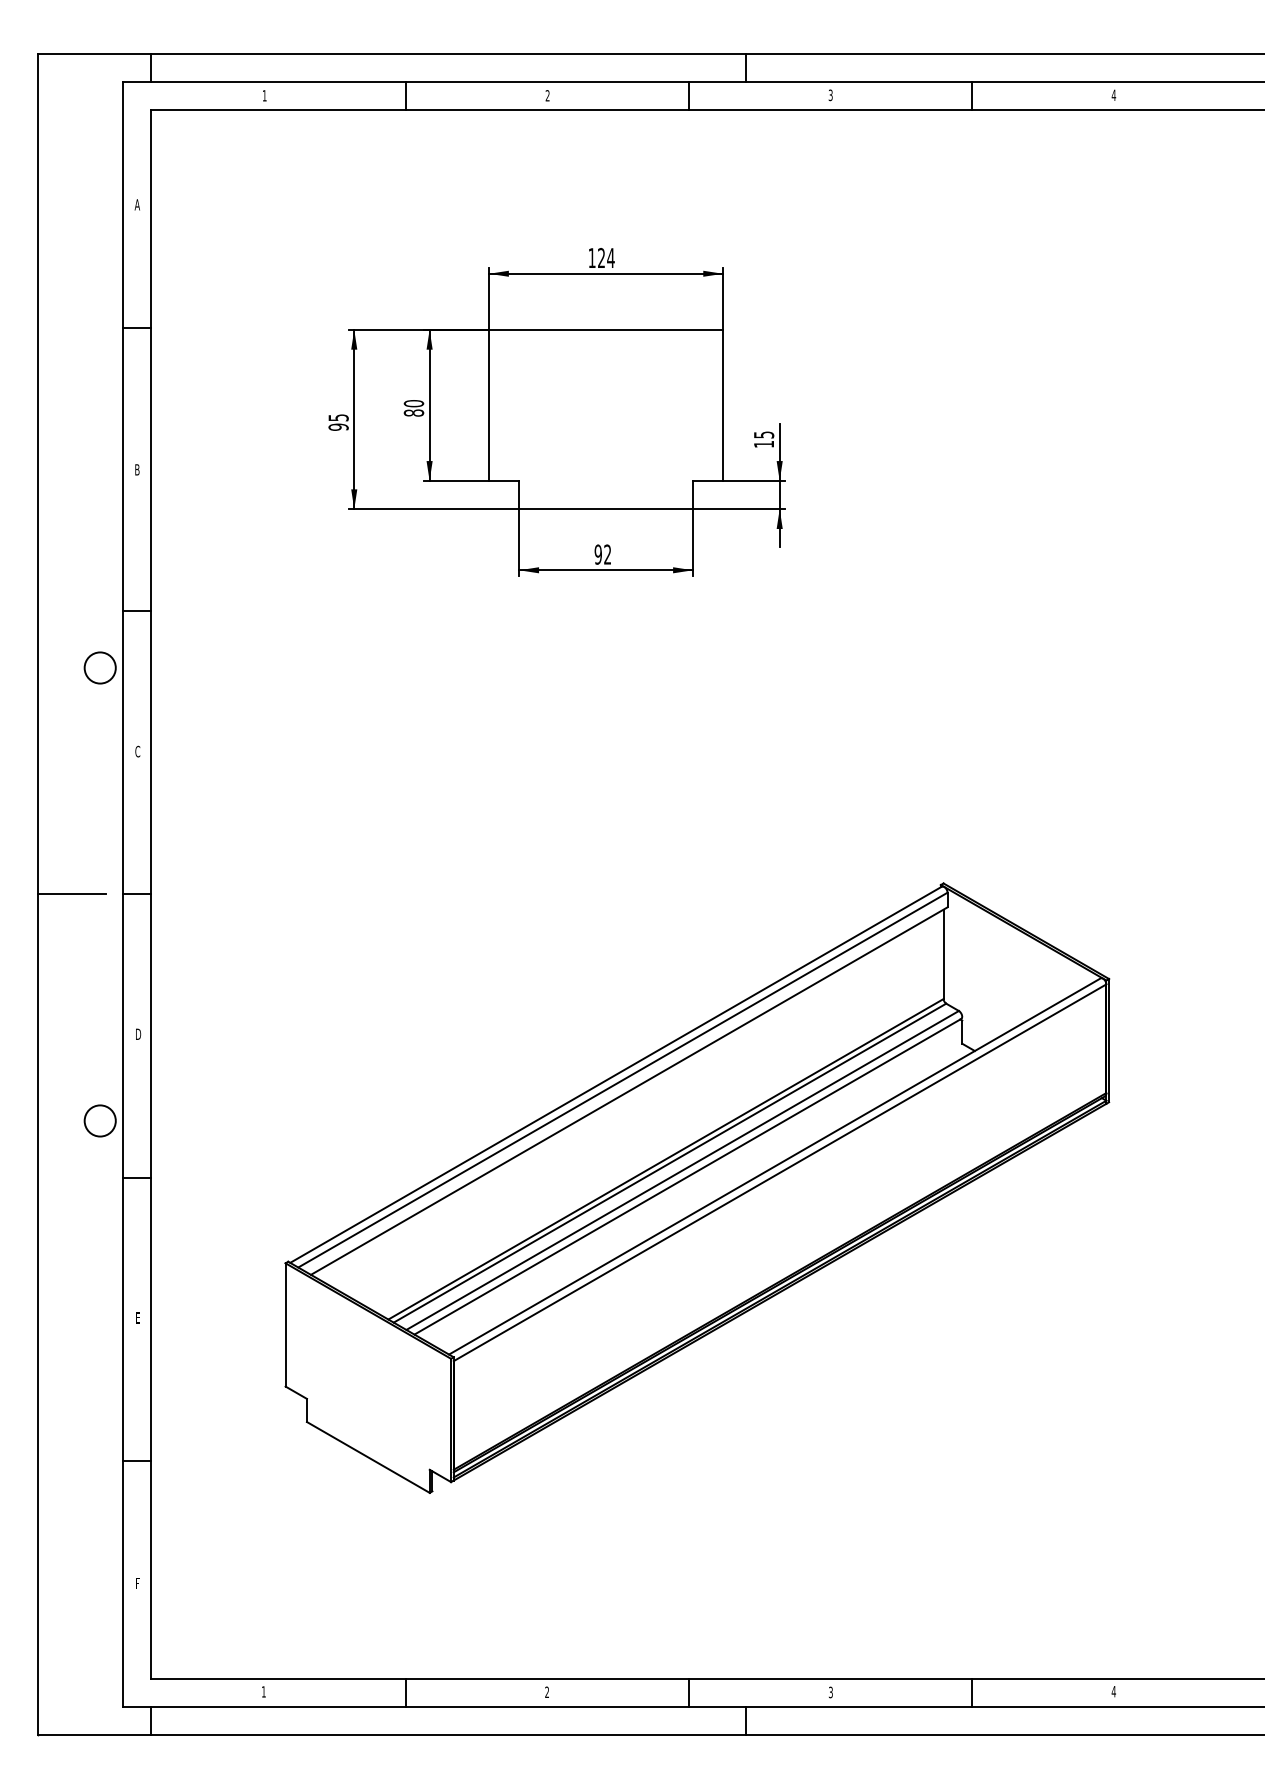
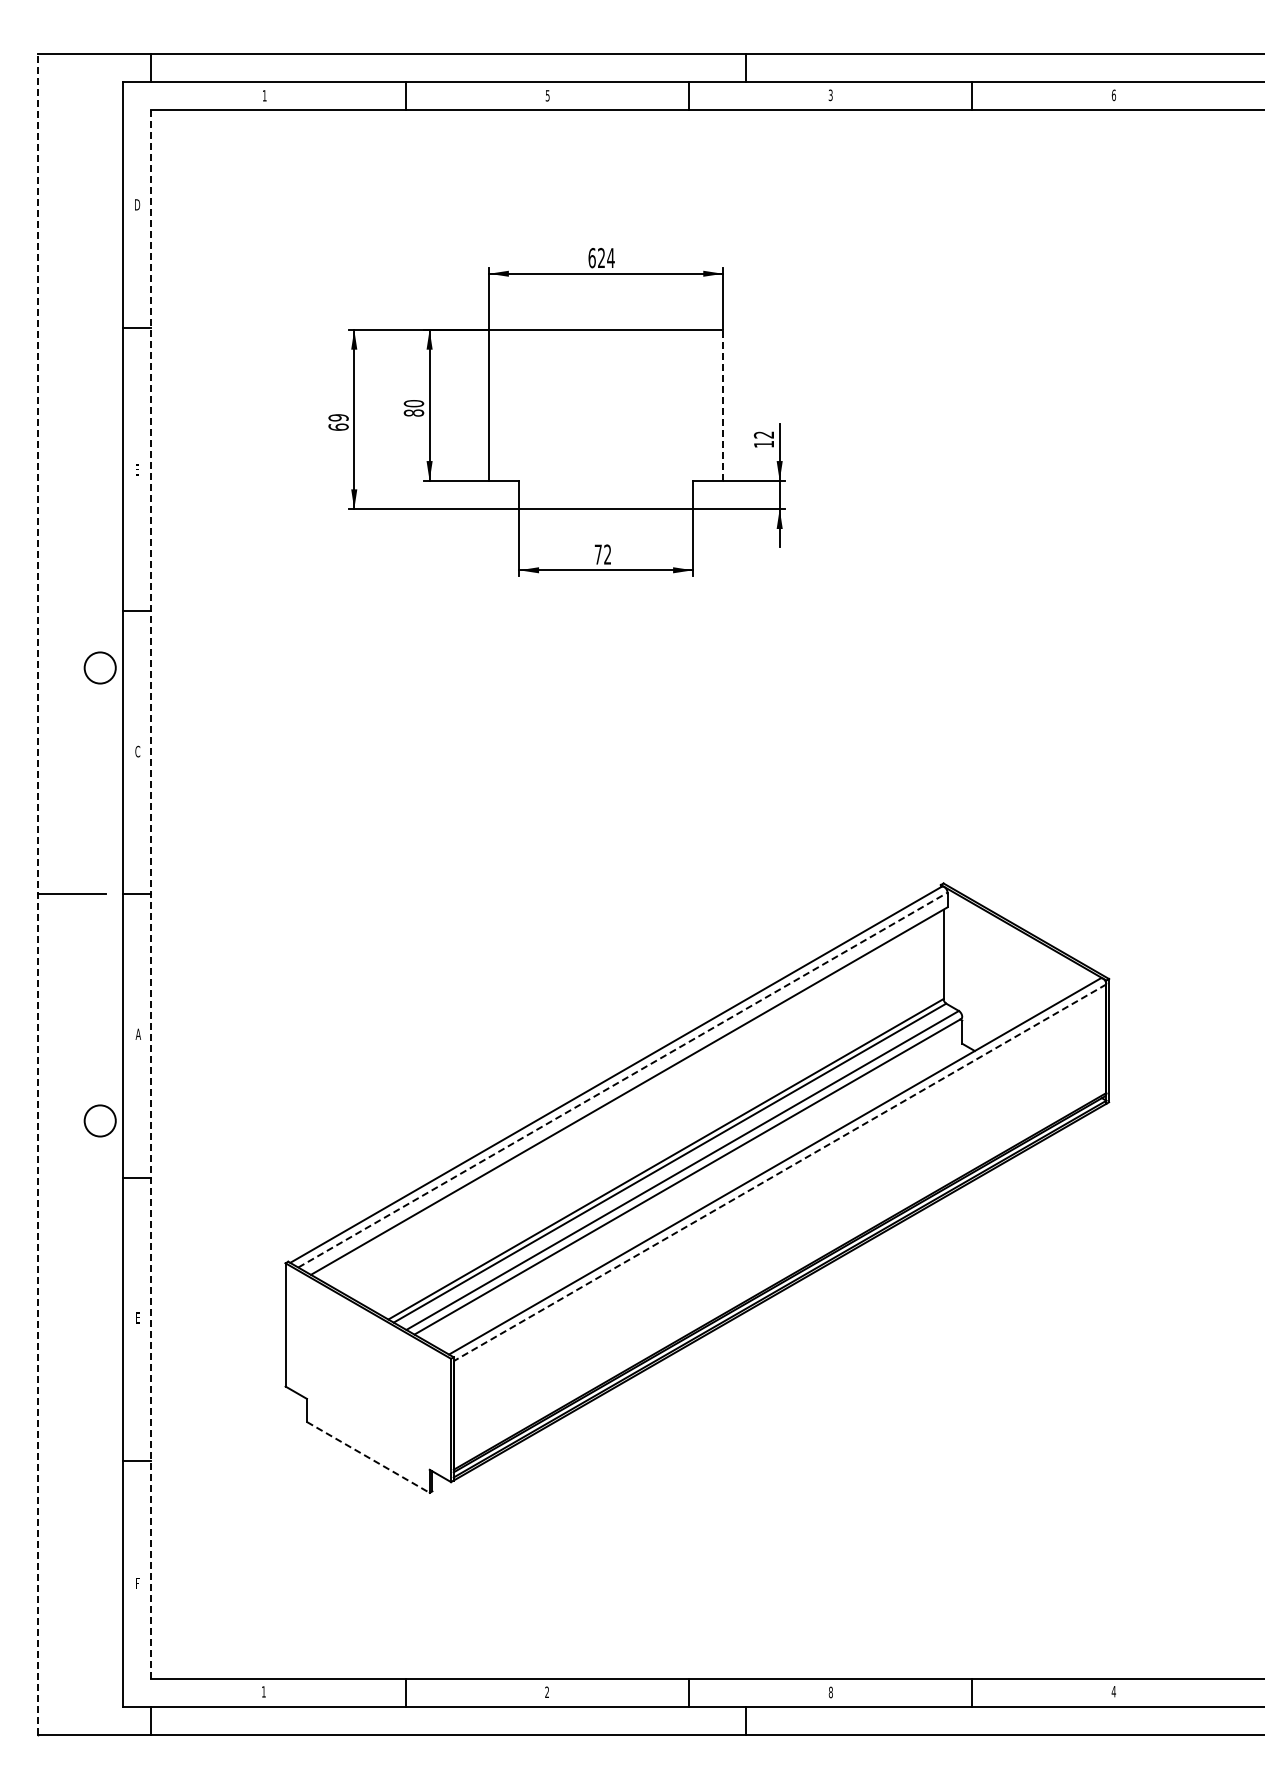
text: 2 -> 5 (547, 95)
text: 4 -> 6 (1113, 95)
text: A -> D (137, 204)
text: 124 -> 624 (591, 258)
line: solid -> dashed (723, 404)
text: 95 -> 69 (338, 422)
text: 15 -> 12 (763, 434)
text: B -> E (137, 469)
text: 92 -> 72 (597, 554)
line: solid -> dashed (37, 894)
line: solid -> dashed (151, 894)
text: D -> A (138, 1033)
line: solid -> dashed (622, 1080)
line: solid -> dashed (780, 1172)
line: solid -> dashed (368, 1457)
text: 3 -> 8 (830, 1692)
